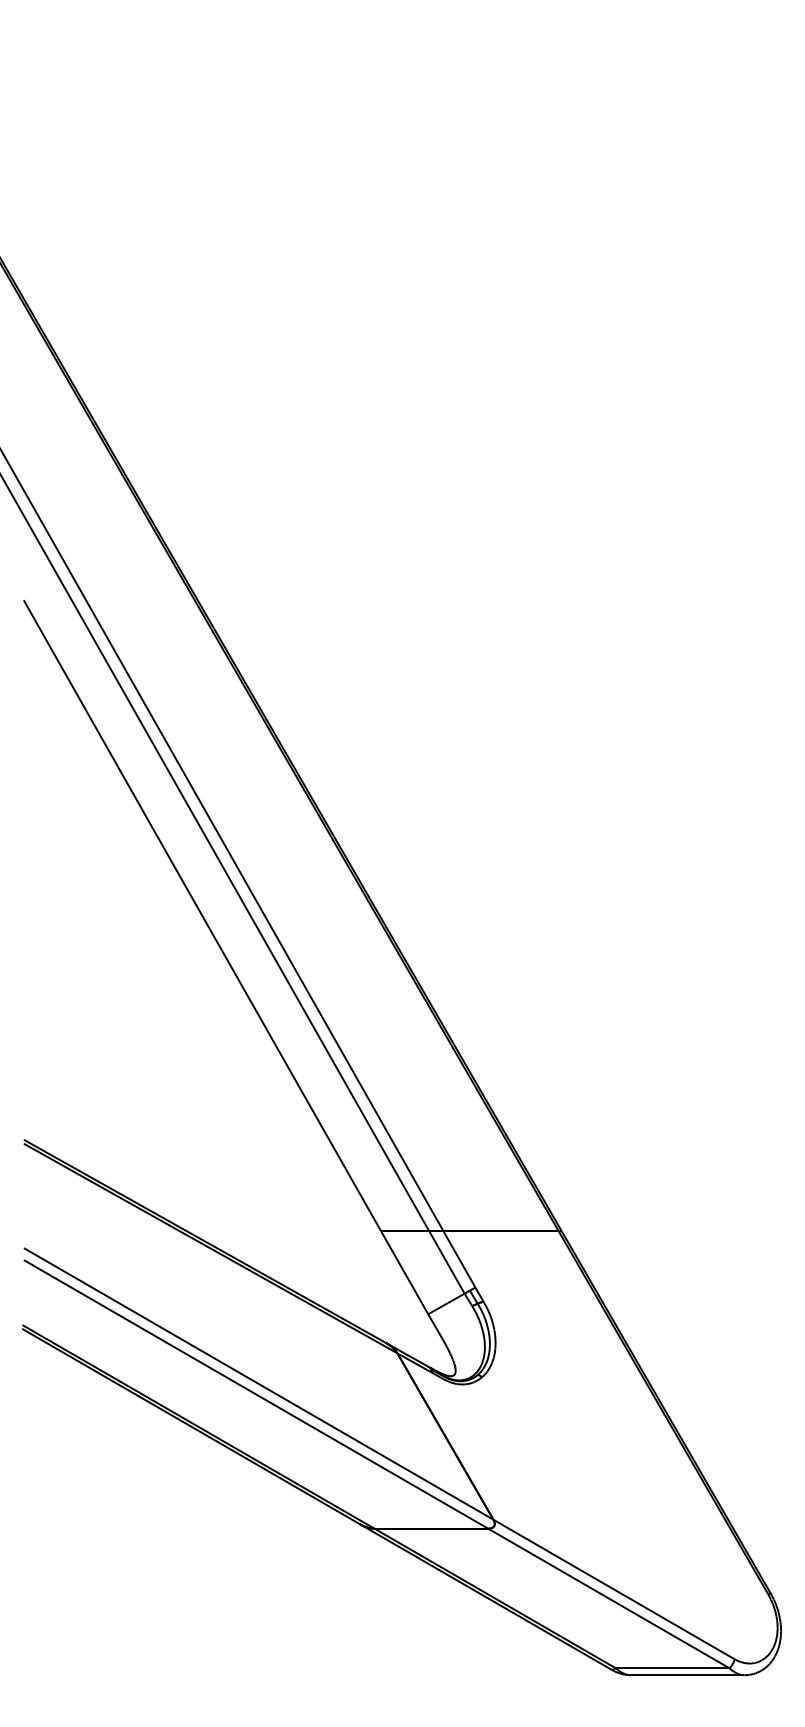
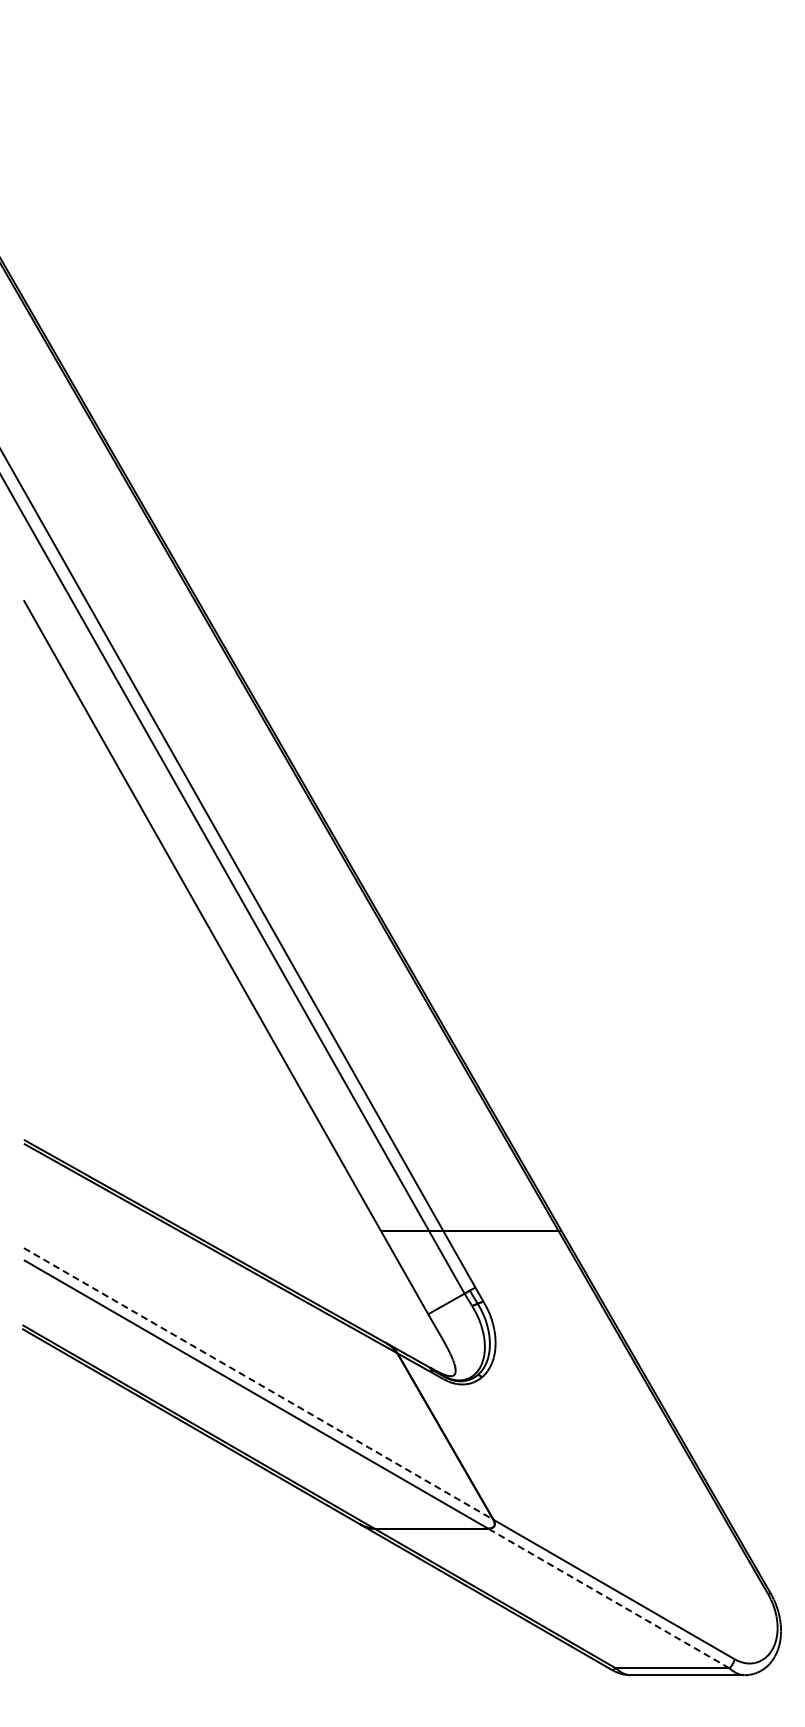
line: solid -> dashed (259, 1384)
line: solid -> dashed (608, 1598)
